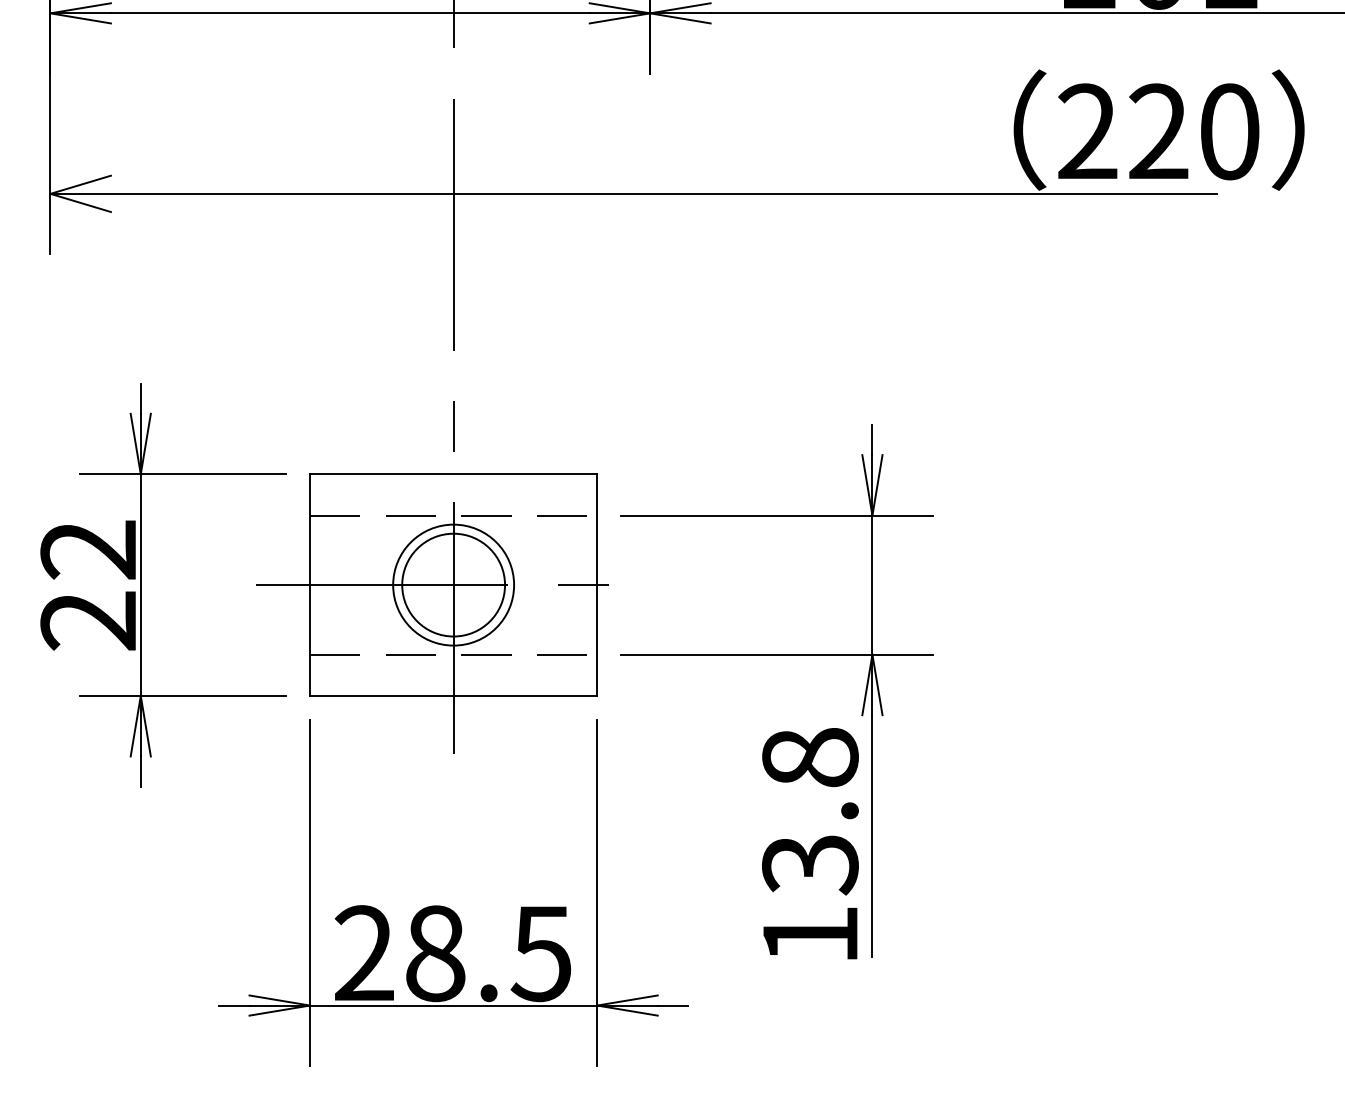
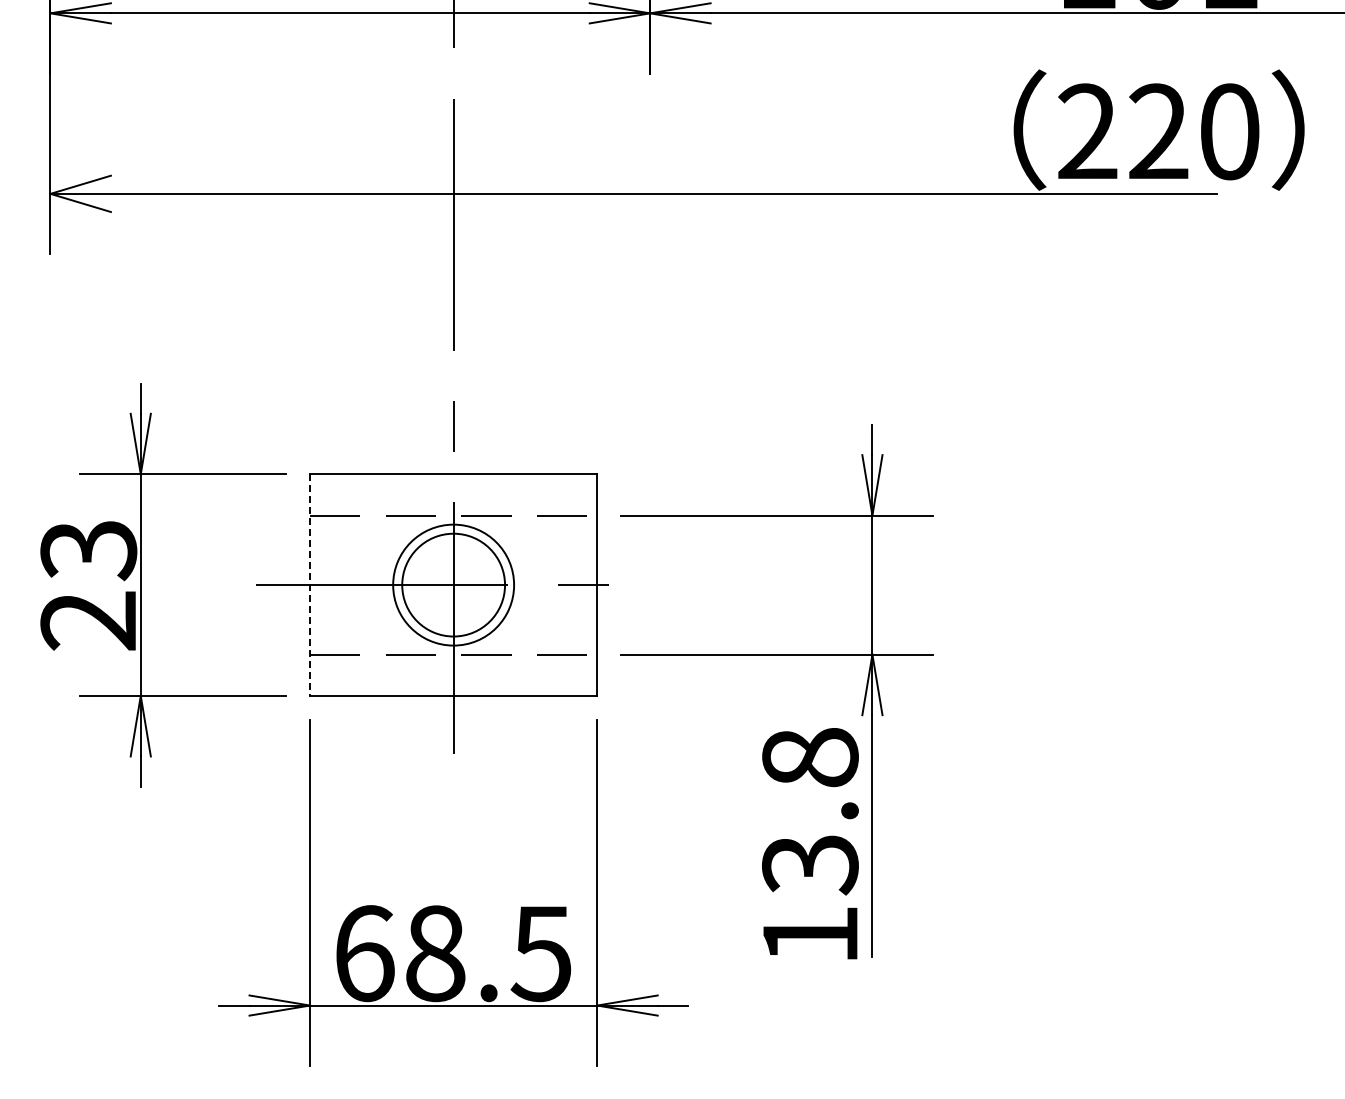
text: 22 -> 23 (88, 550)
line: solid -> dashed (310, 585)
text: 28.5 -> 68.5 (364, 953)
